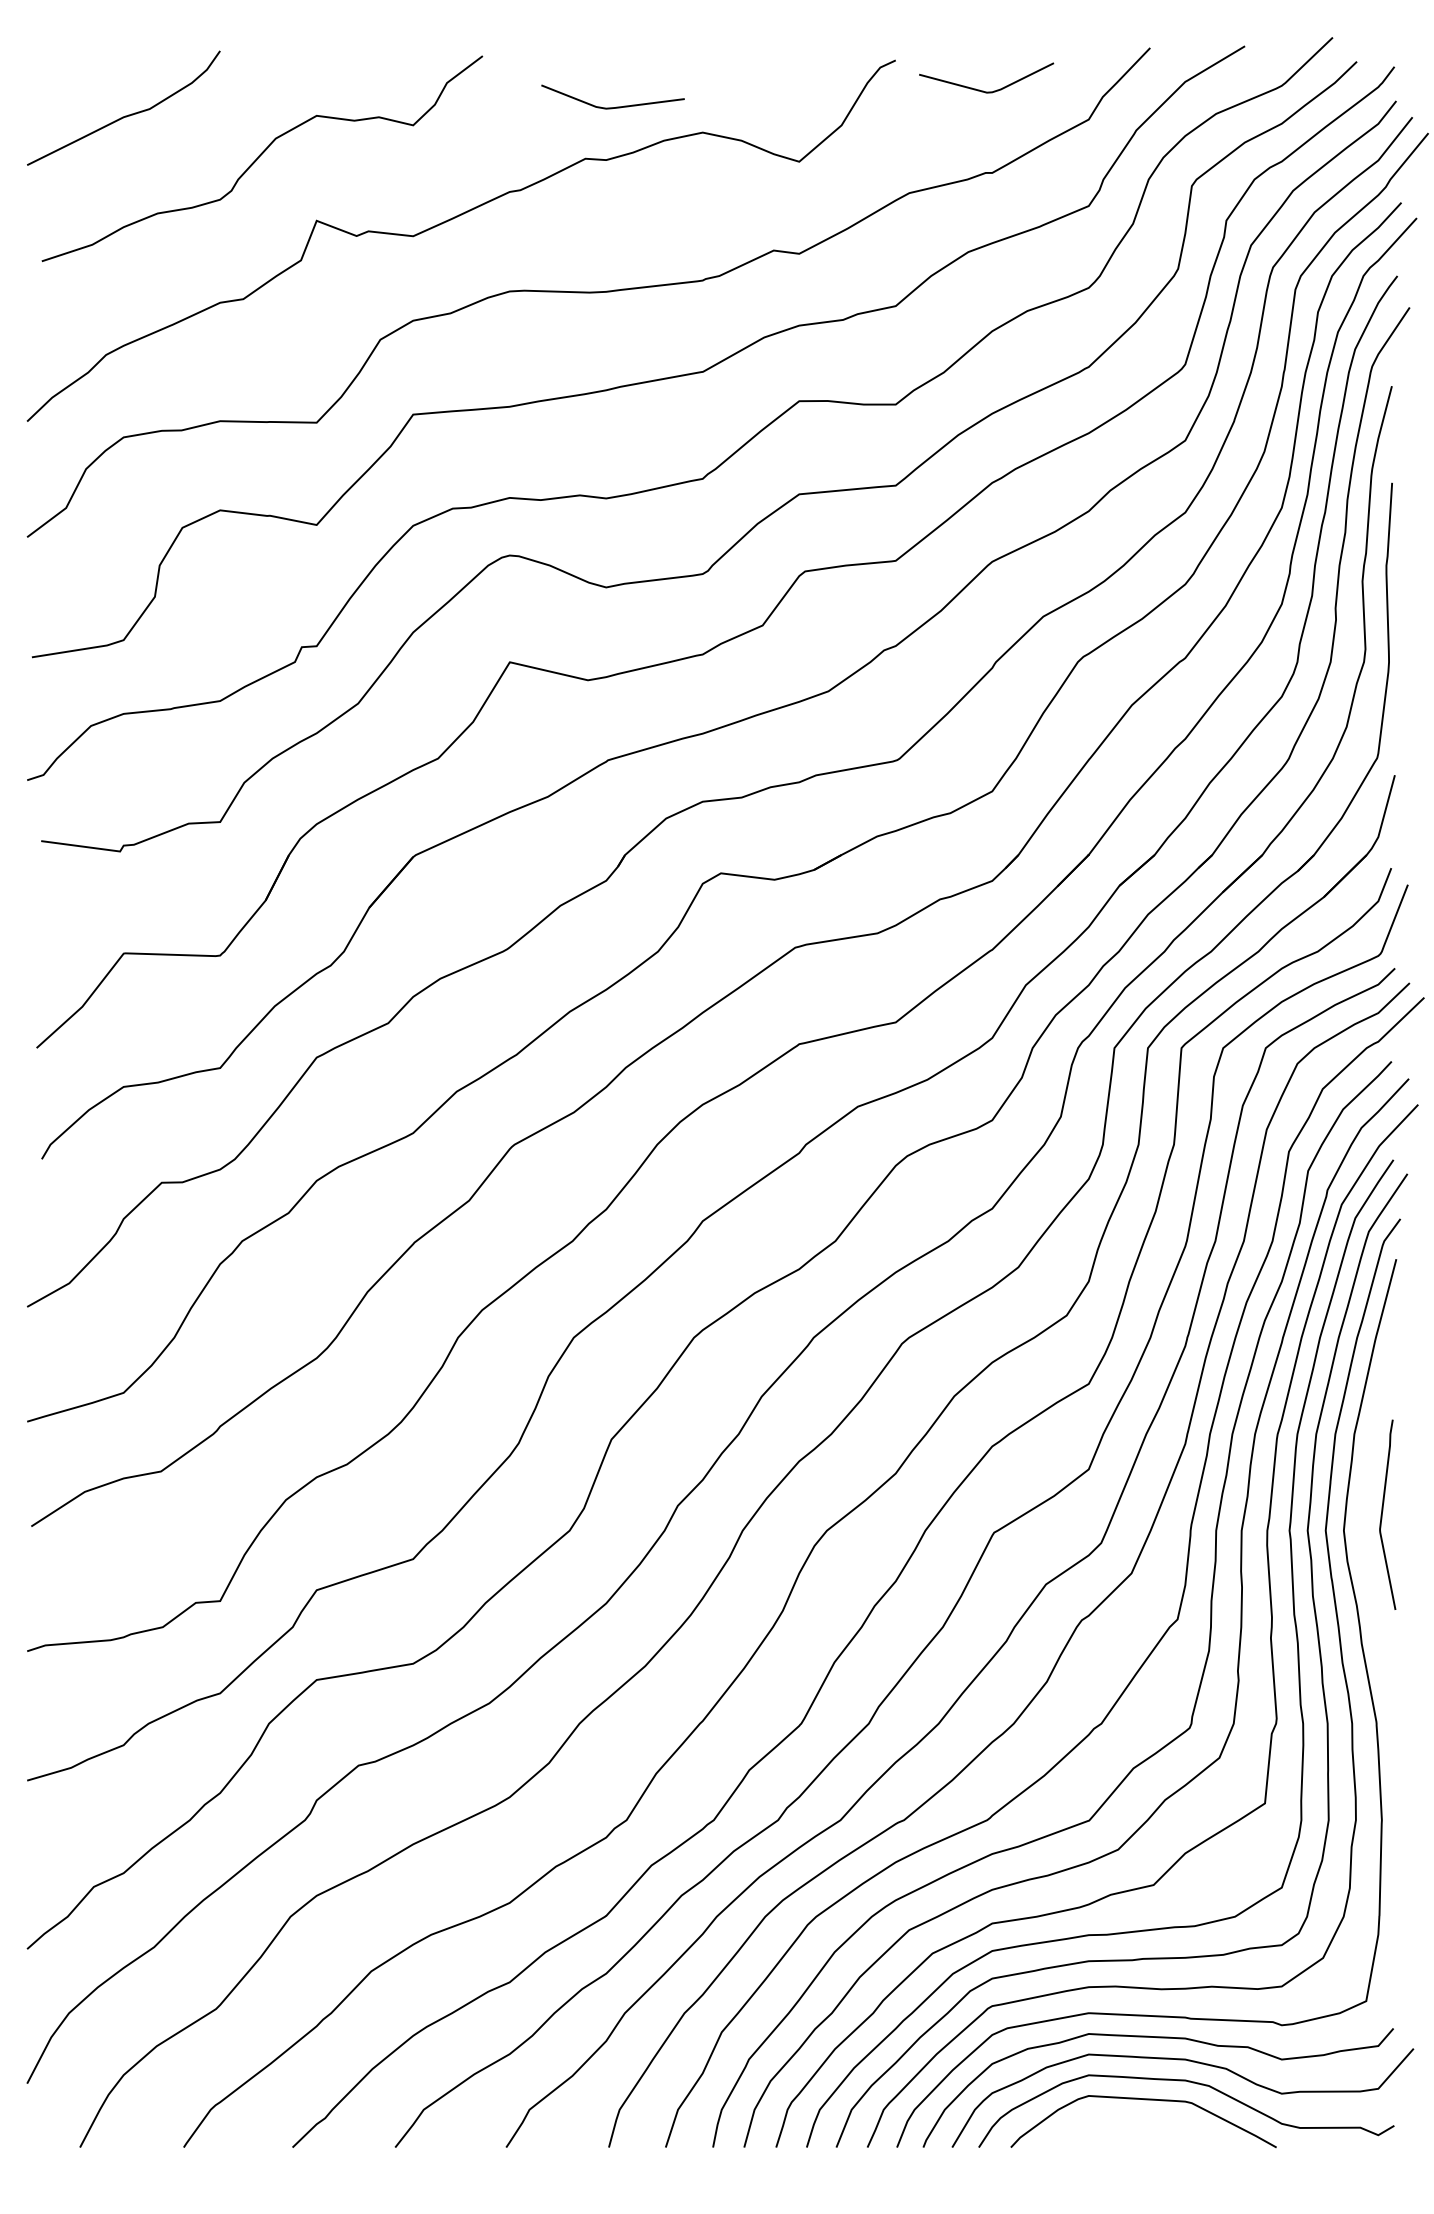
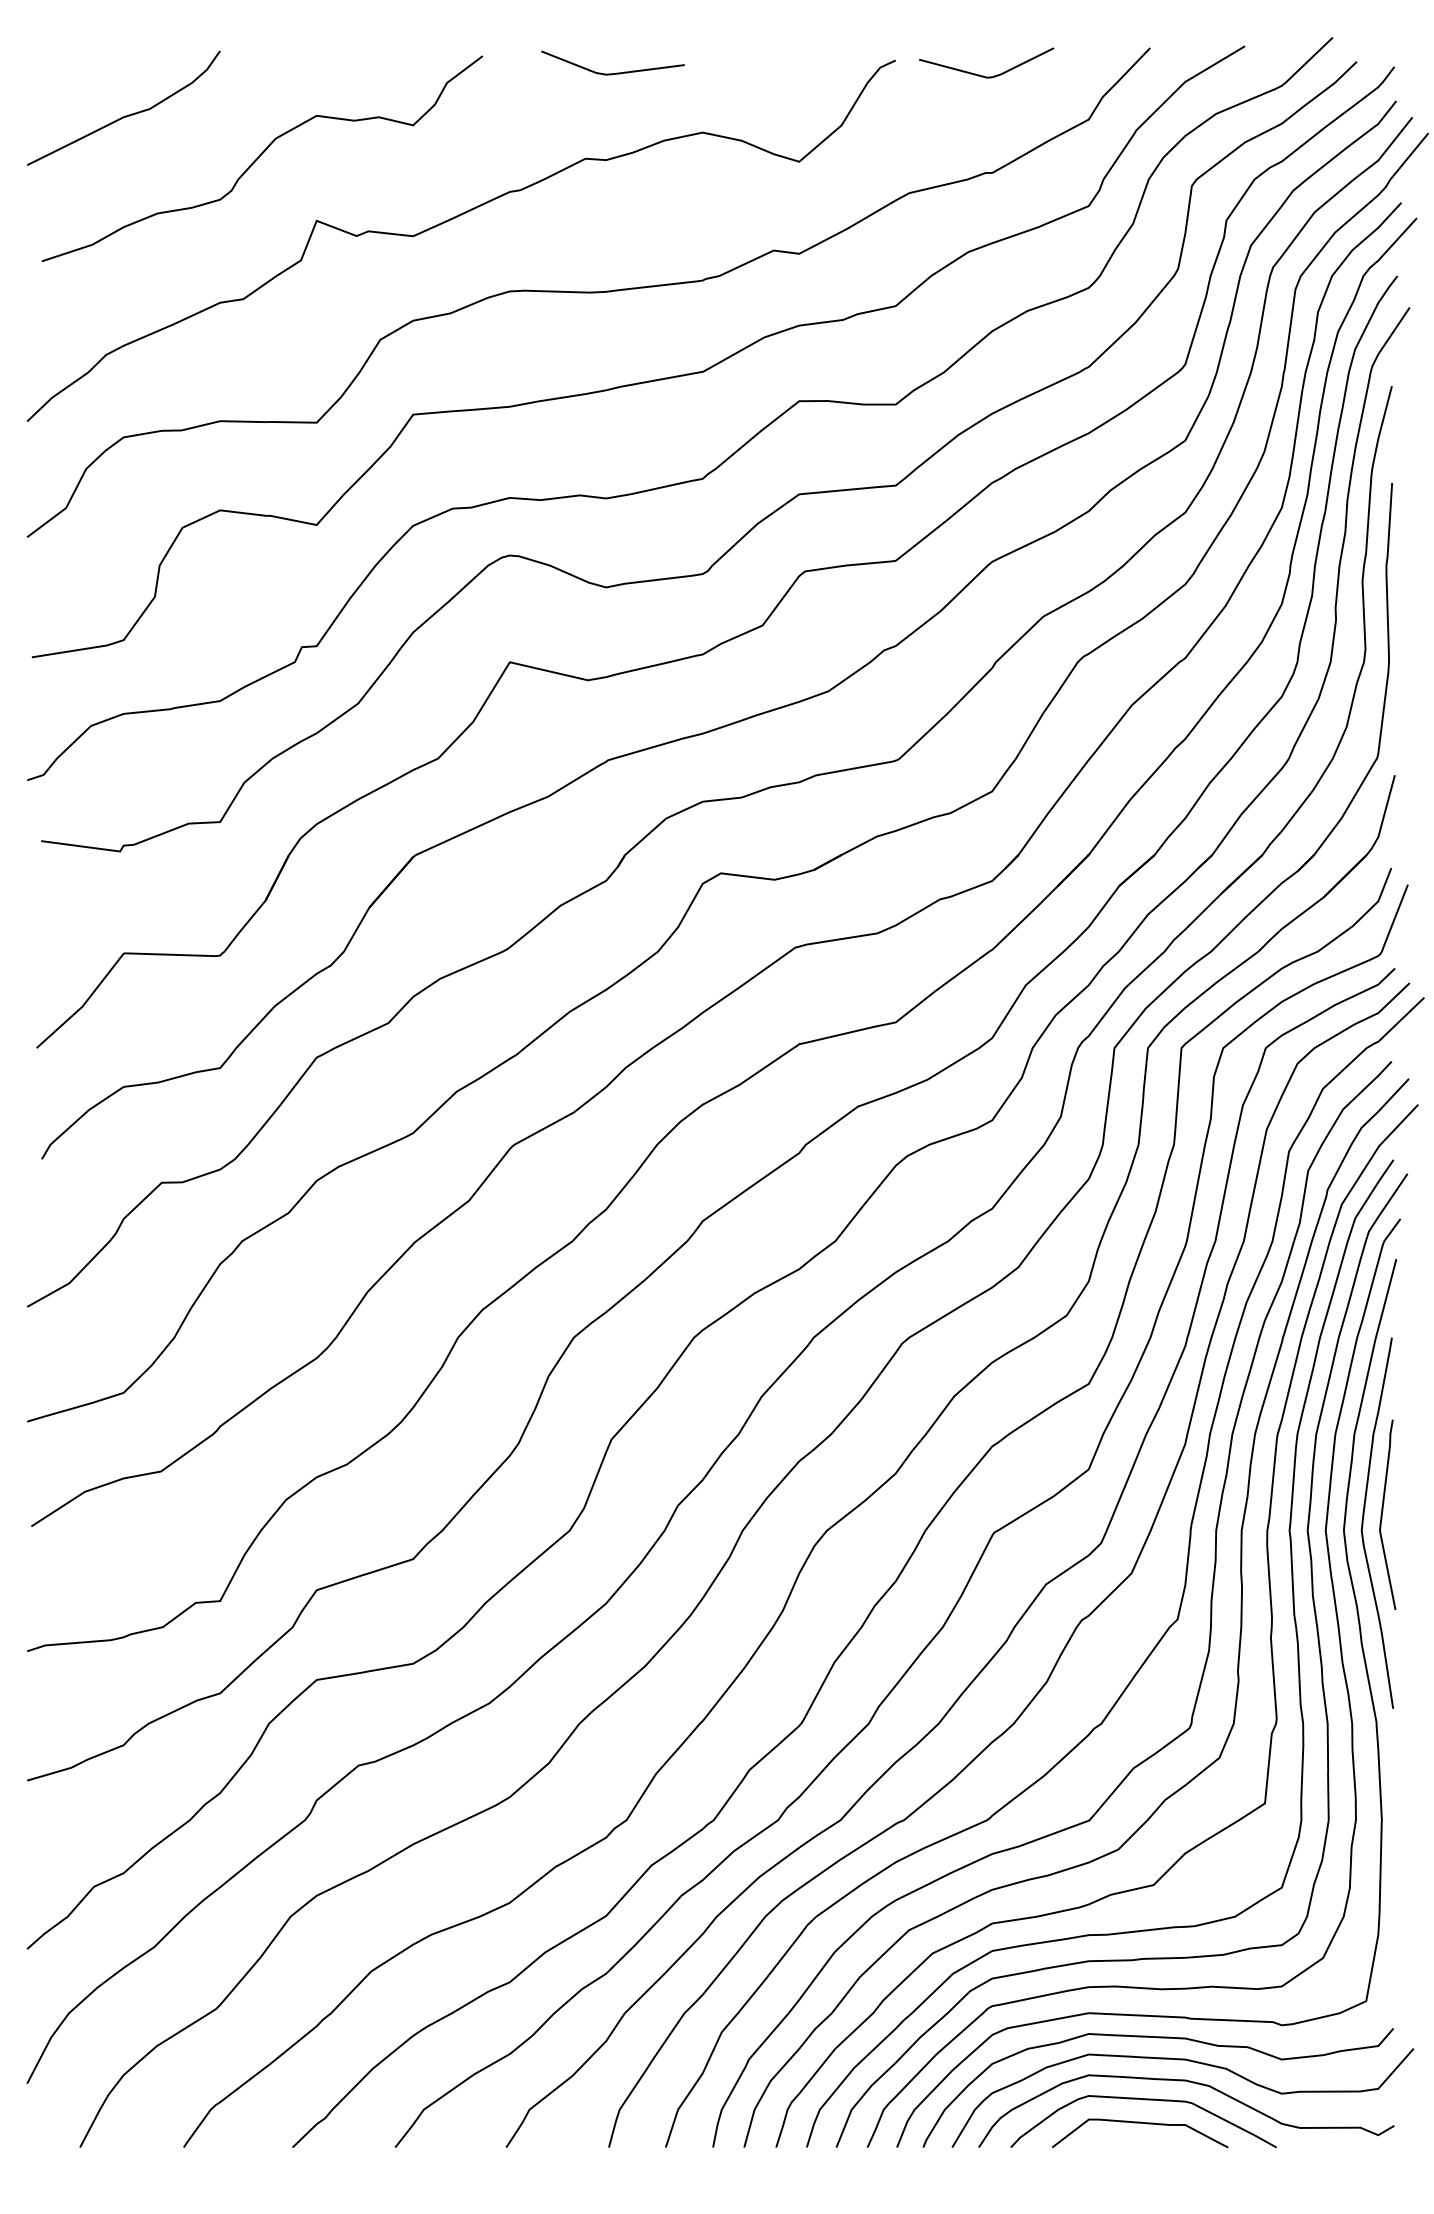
line position: (983, 90) -> (983, 75) (983, 75)
line position: (616, 106) -> (616, 72) (616, 72)
curve: none -> present (1363, 1522)
curve: none -> present (1140, 2123)
